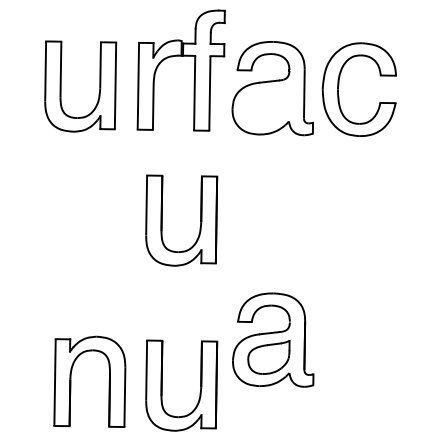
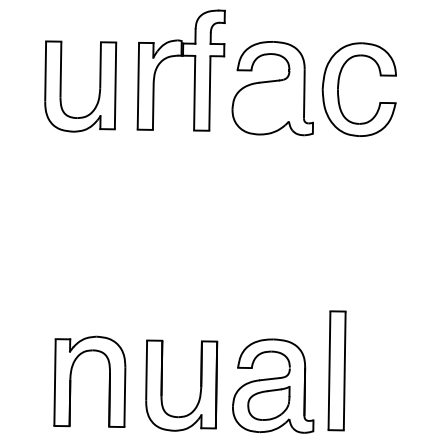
part: present -> none (162, 220)
part position: (273, 339) -> (273, 385) (273, 385)
part: none -> present (336, 370)
